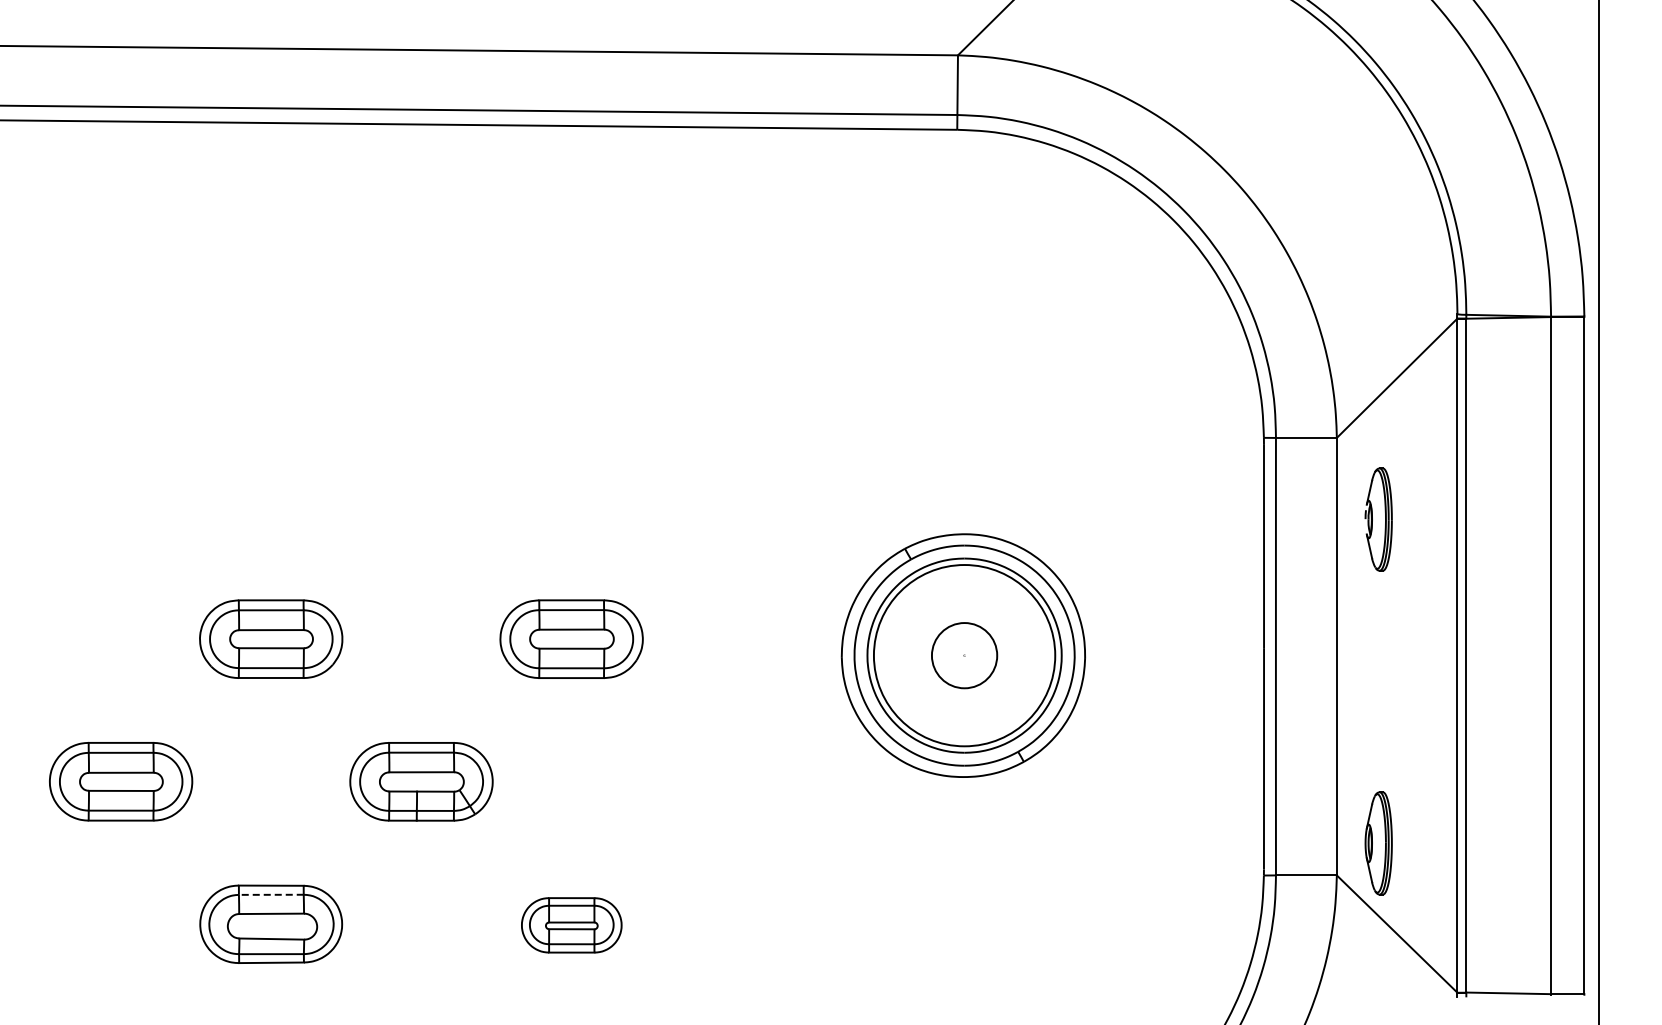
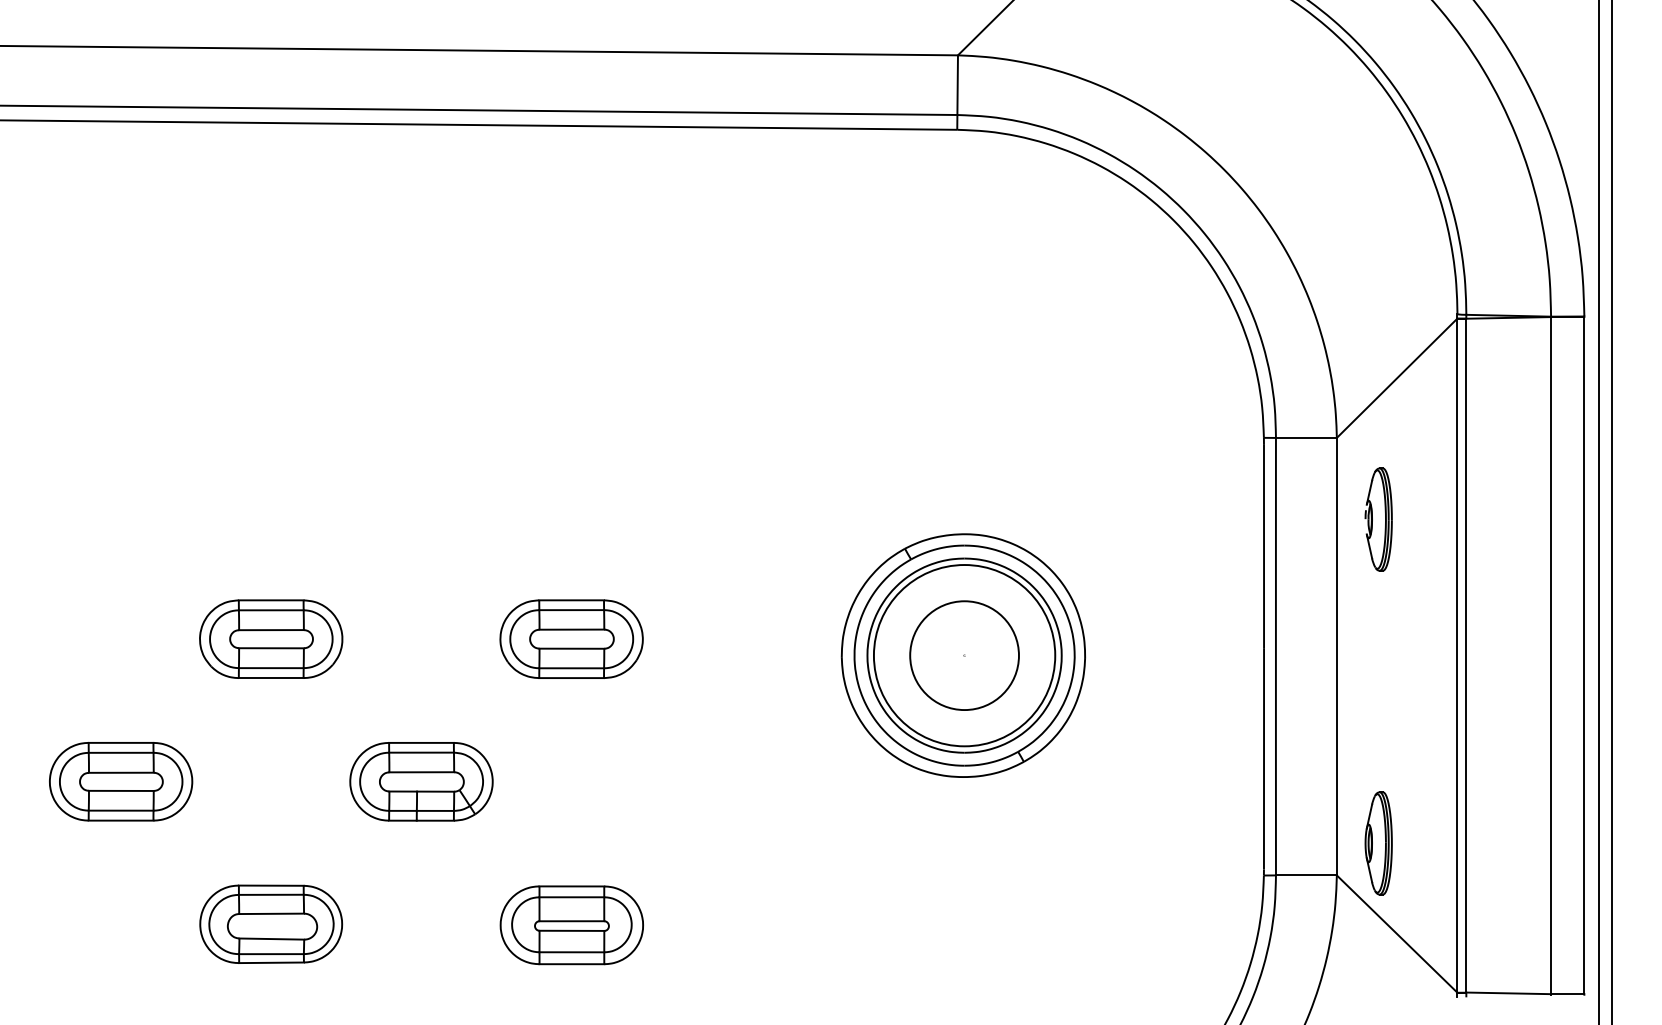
line: none -> present (1612, 511)
circle diameter: 65 px -> 109 px (964, 655)
line: dashed -> solid (270, 894)
part size: 102x57 px -> 145x81 px (571, 925)
